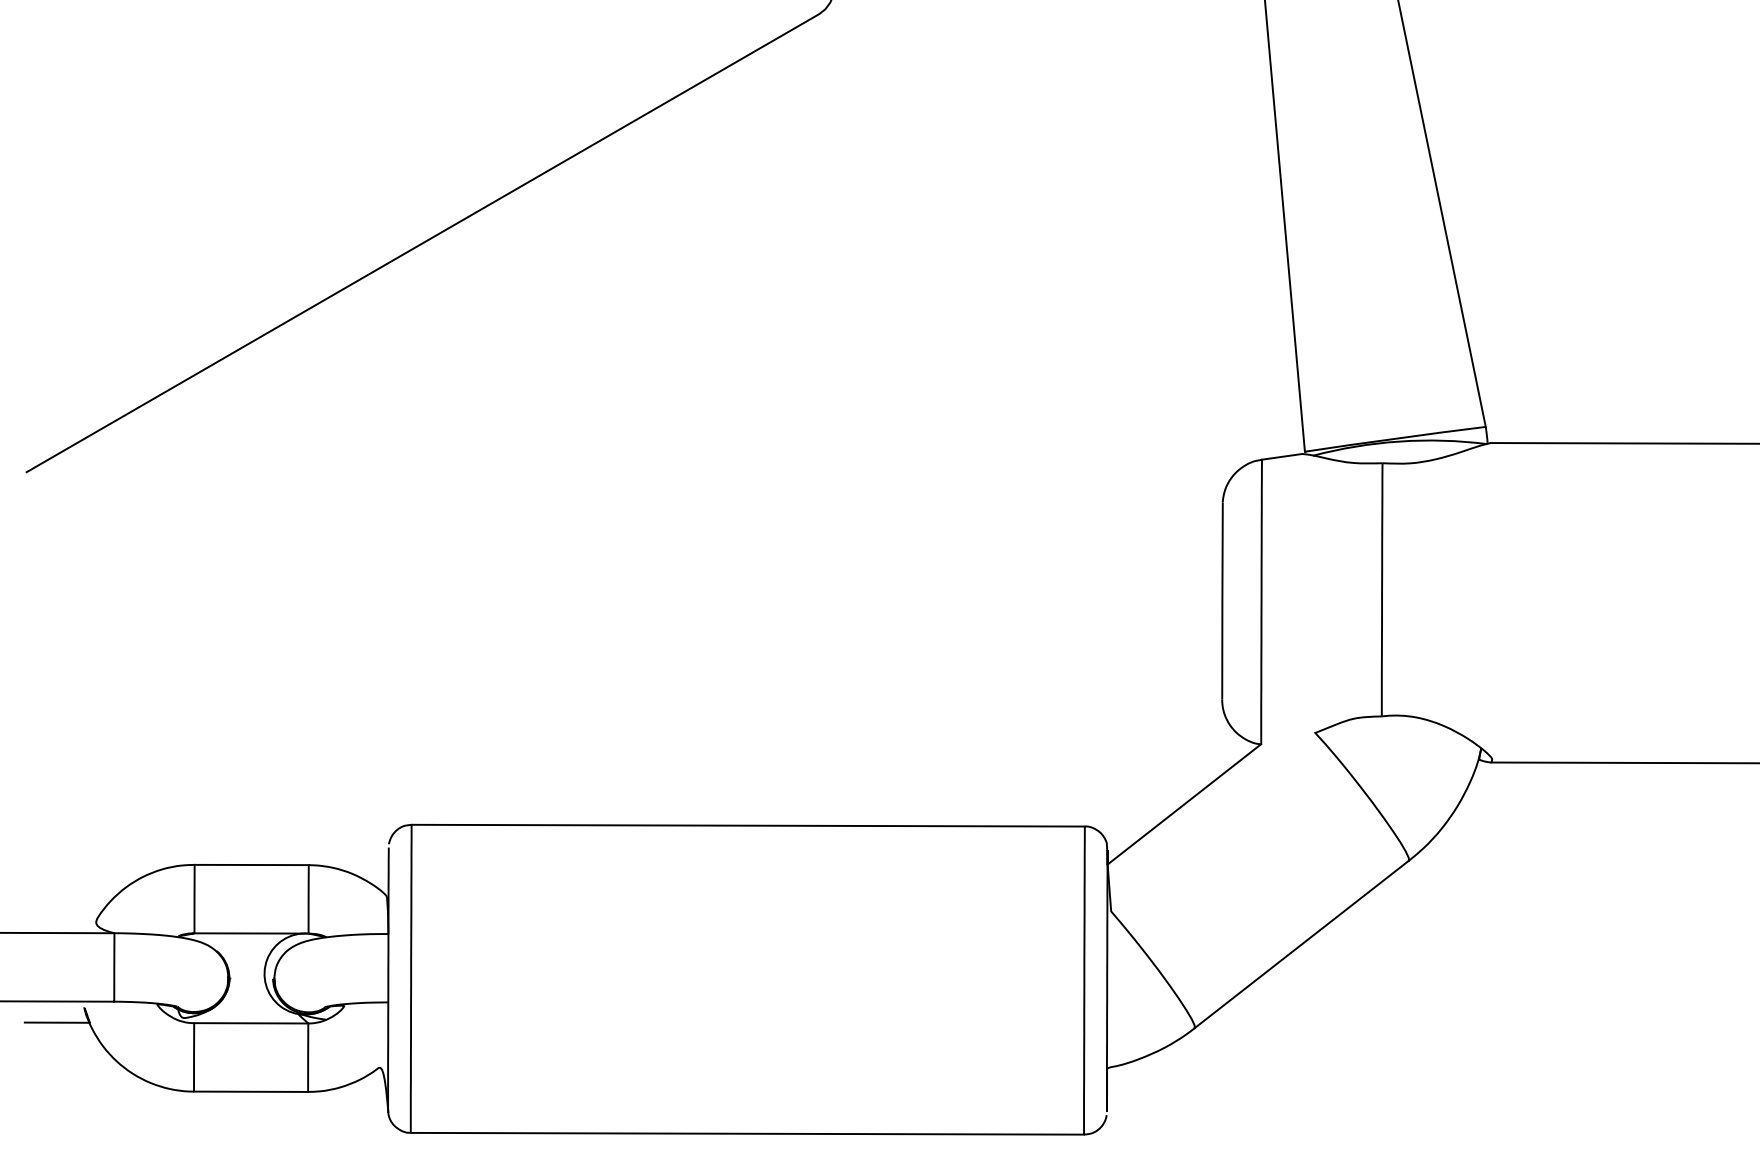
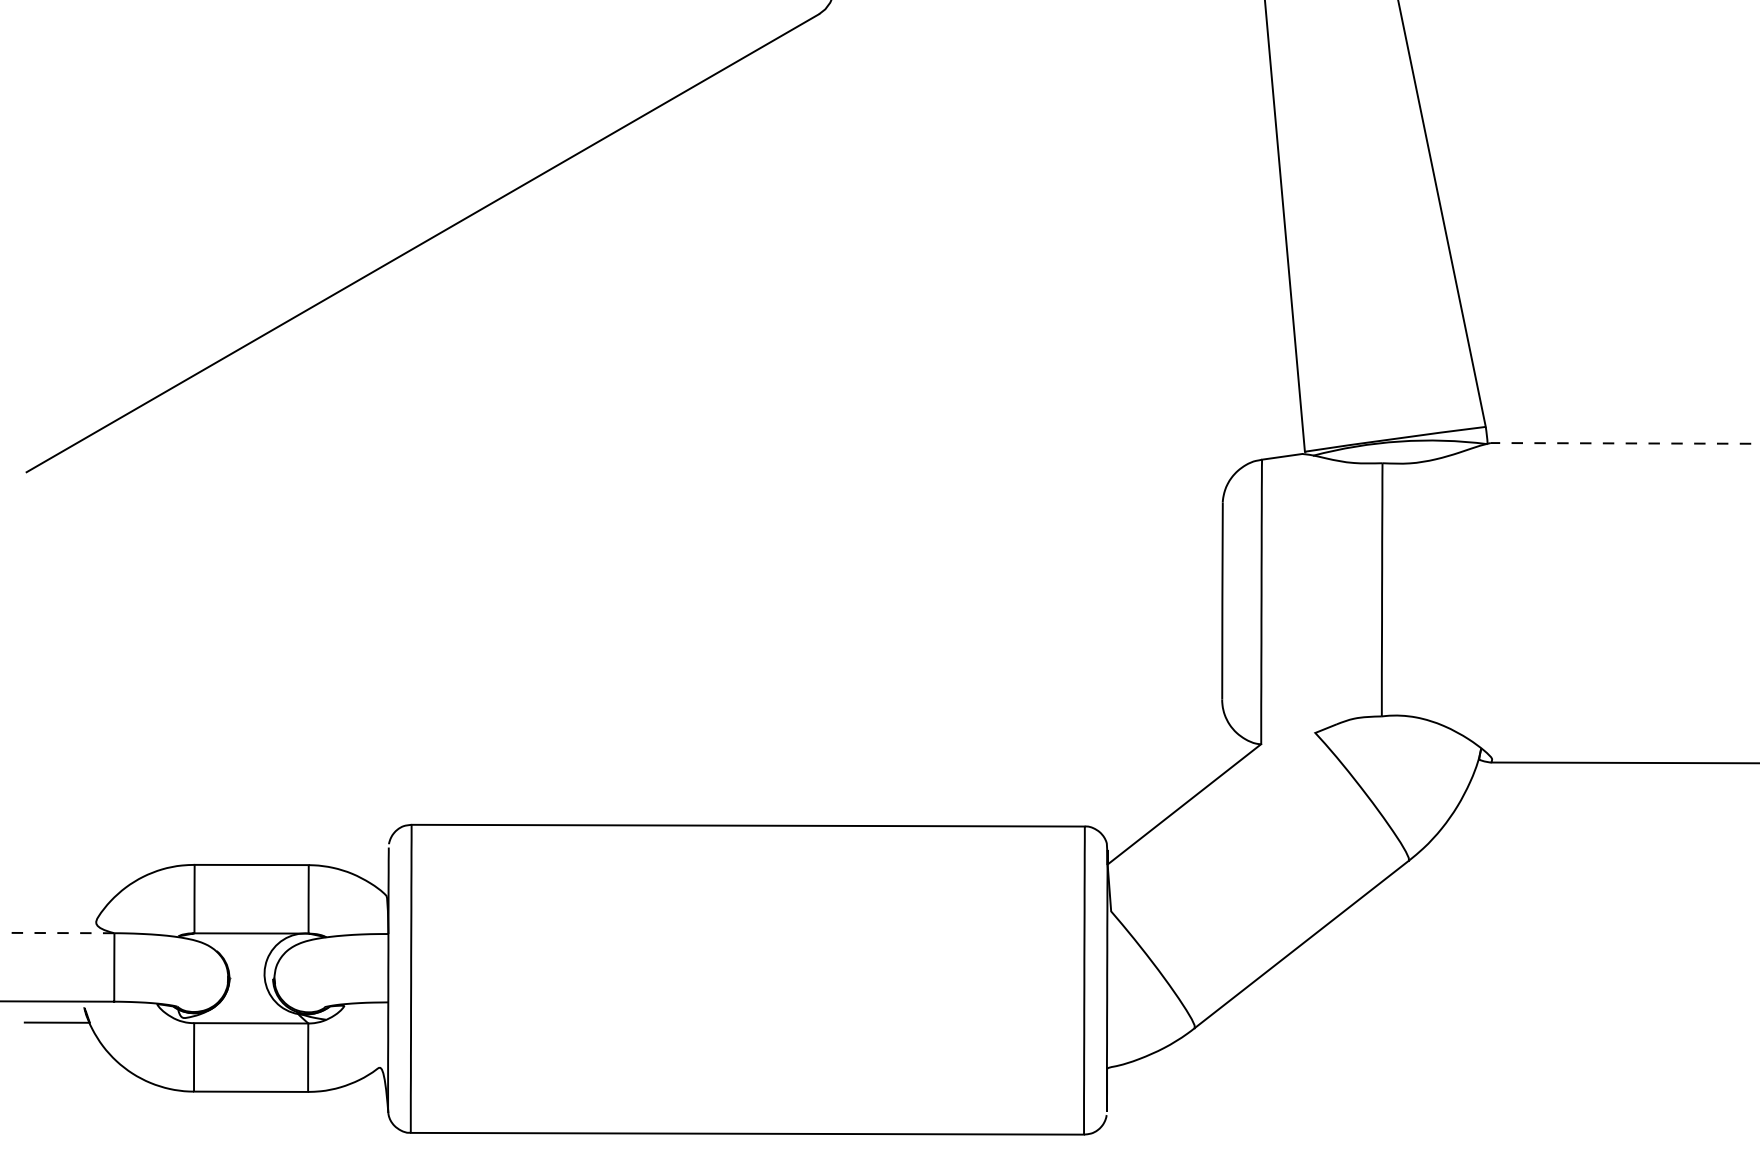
line: solid -> dashed (1624, 443)
line: solid -> dashed (56, 933)
